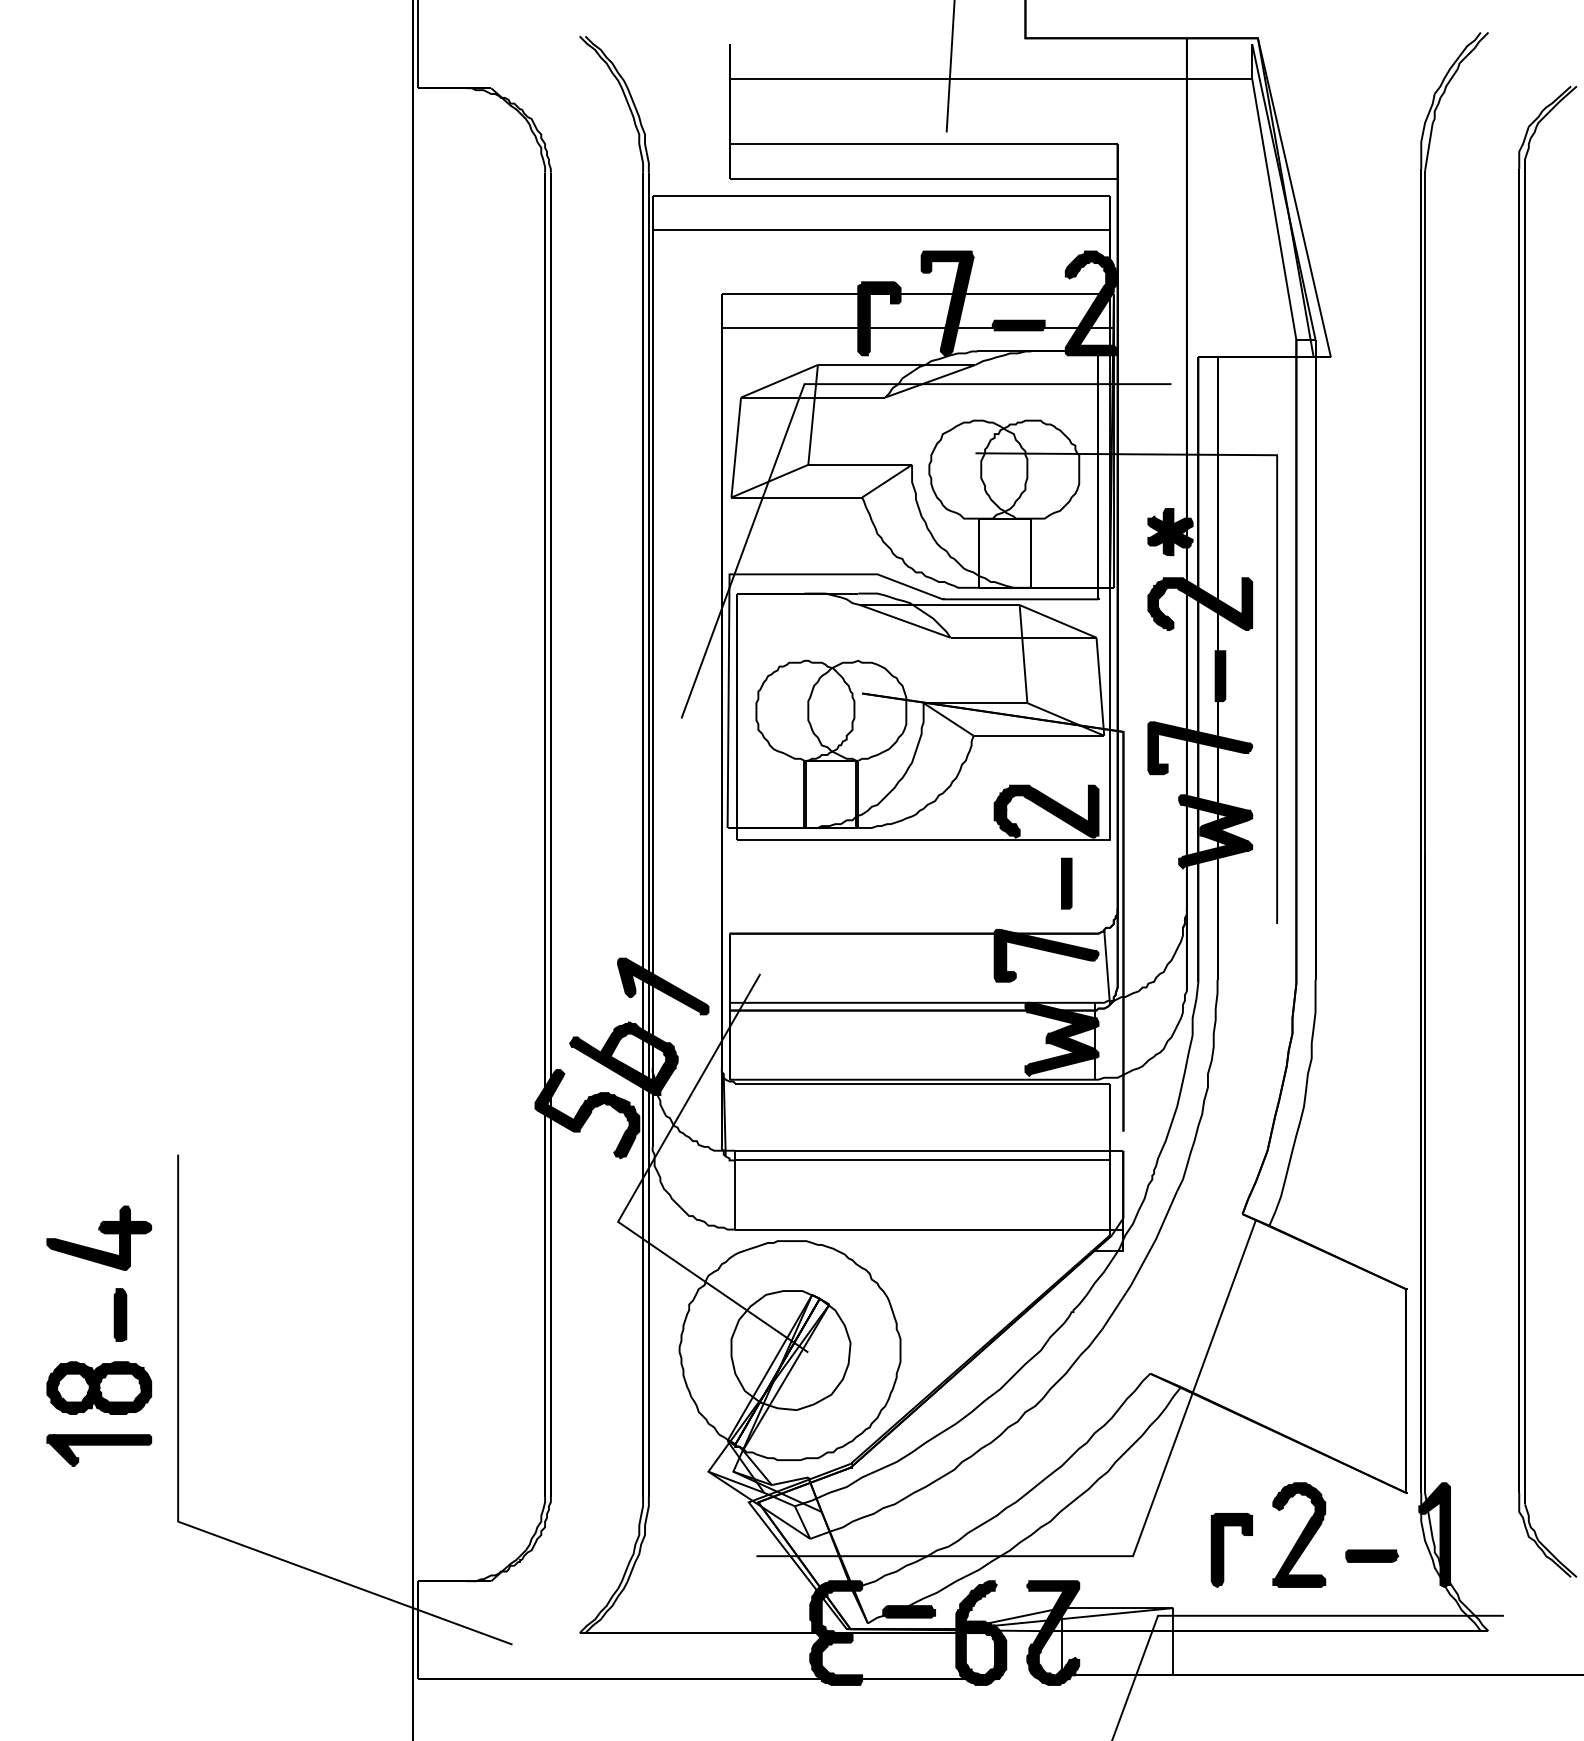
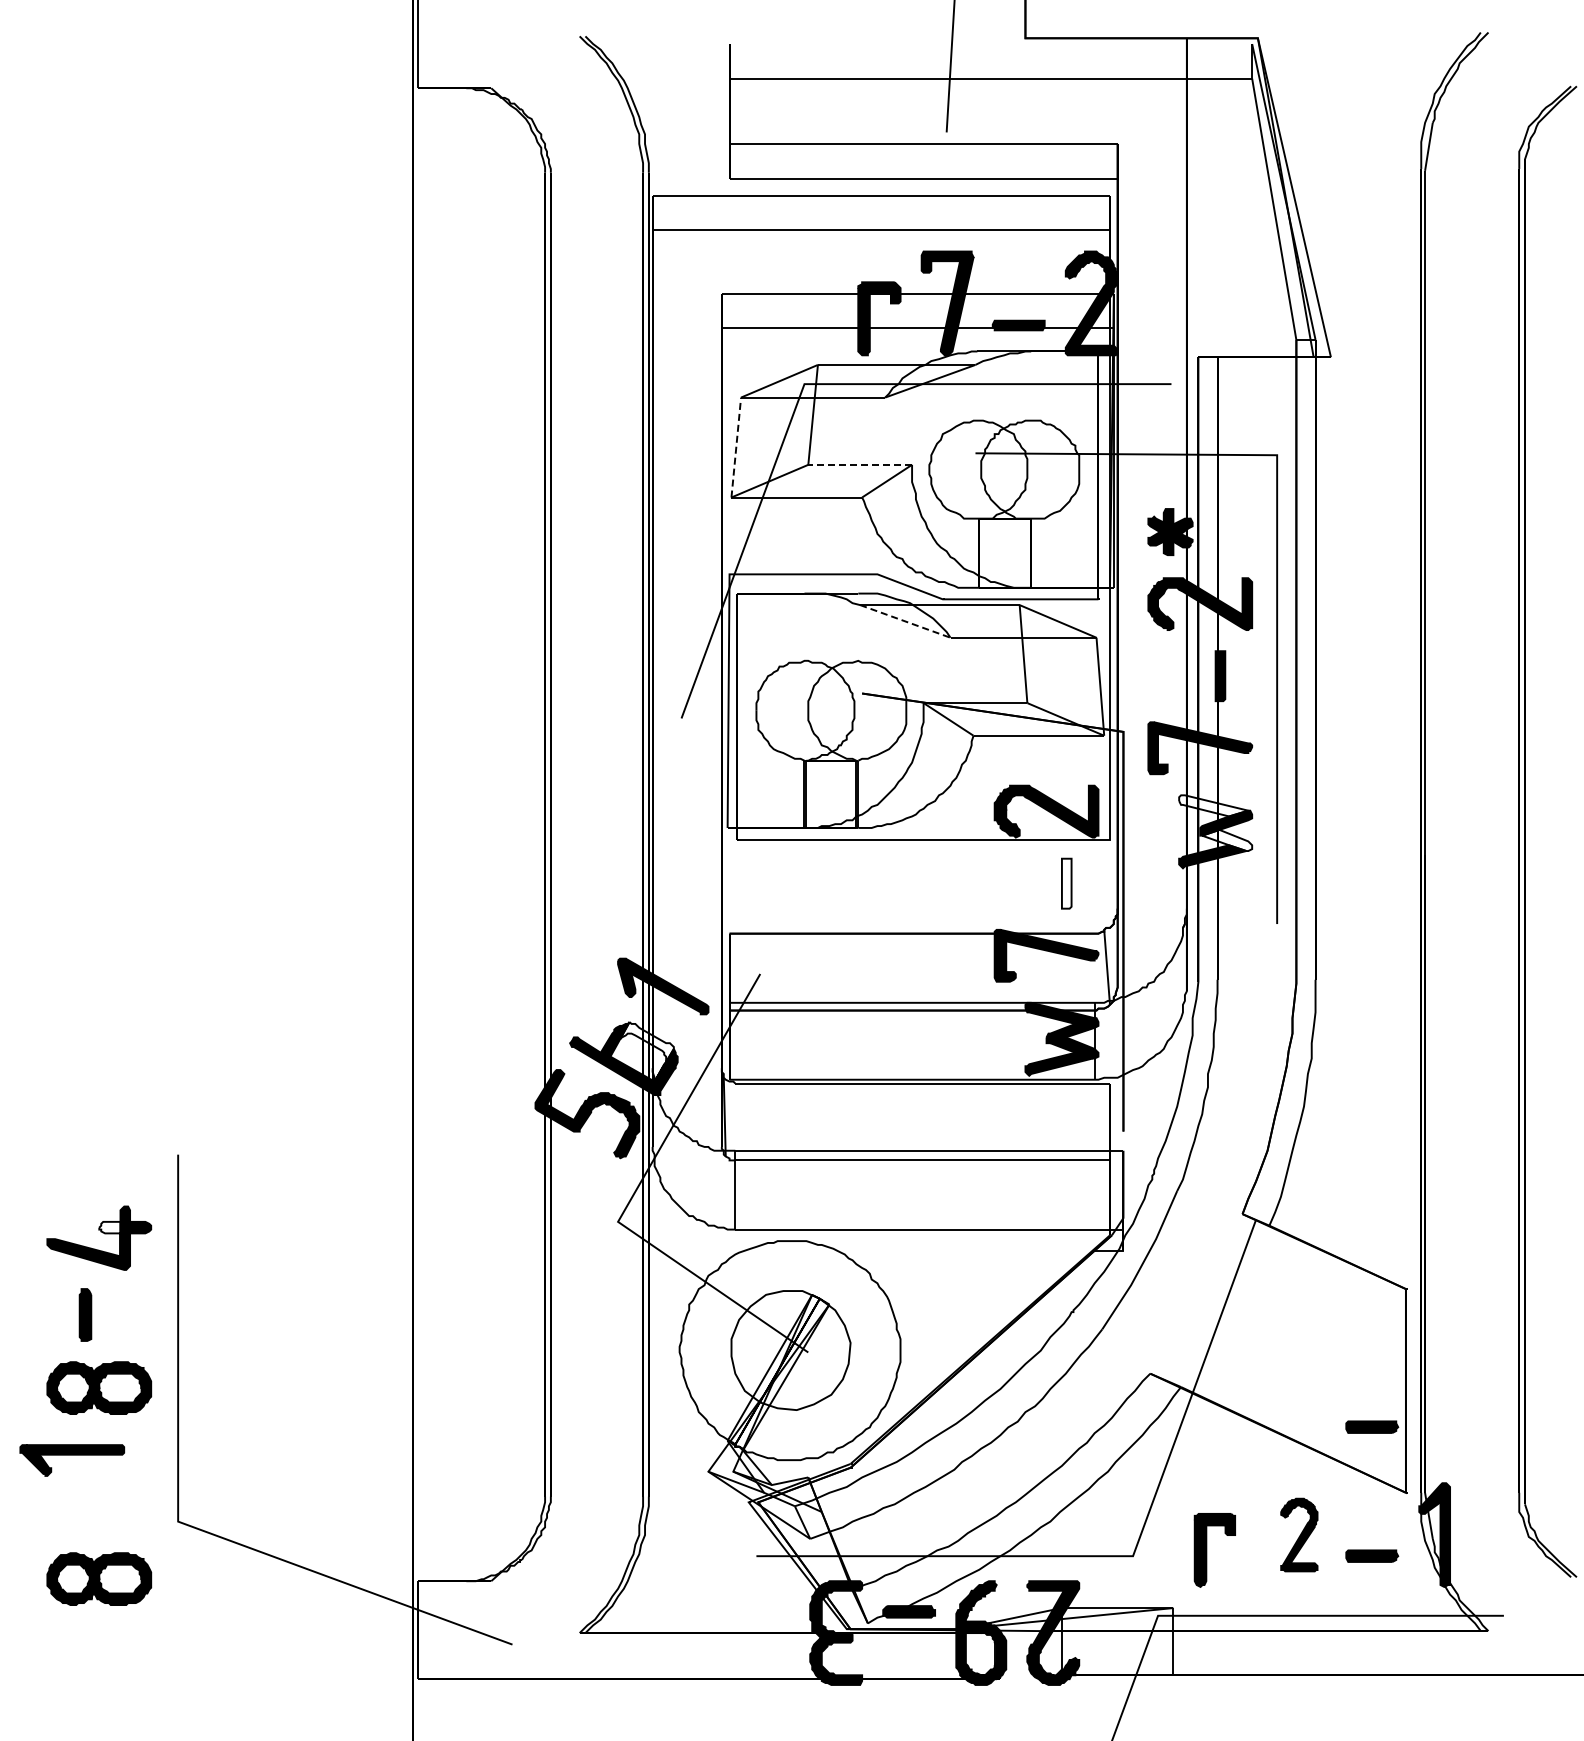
line: solid -> dashed (736, 447)
line: solid -> dashed (860, 464)
line: solid -> dashed (905, 621)
fill: present -> none (1213, 805)
fill: present -> none (1227, 840)
fill: present -> none (1066, 883)
fill: present -> none (646, 1051)
fill: present -> none (109, 1238)
part position: (120, 1314) -> (85, 1314) (85, 1314)
part: none -> present (1372, 1426)
part position: (99, 1450) -> (72, 1460) (72, 1460)
part size: 55x106 px -> 39x76 px (1299, 1534)
part position: (1224, 1550) -> (1207, 1550) (1207, 1550)
part: none -> present (99, 1578)
